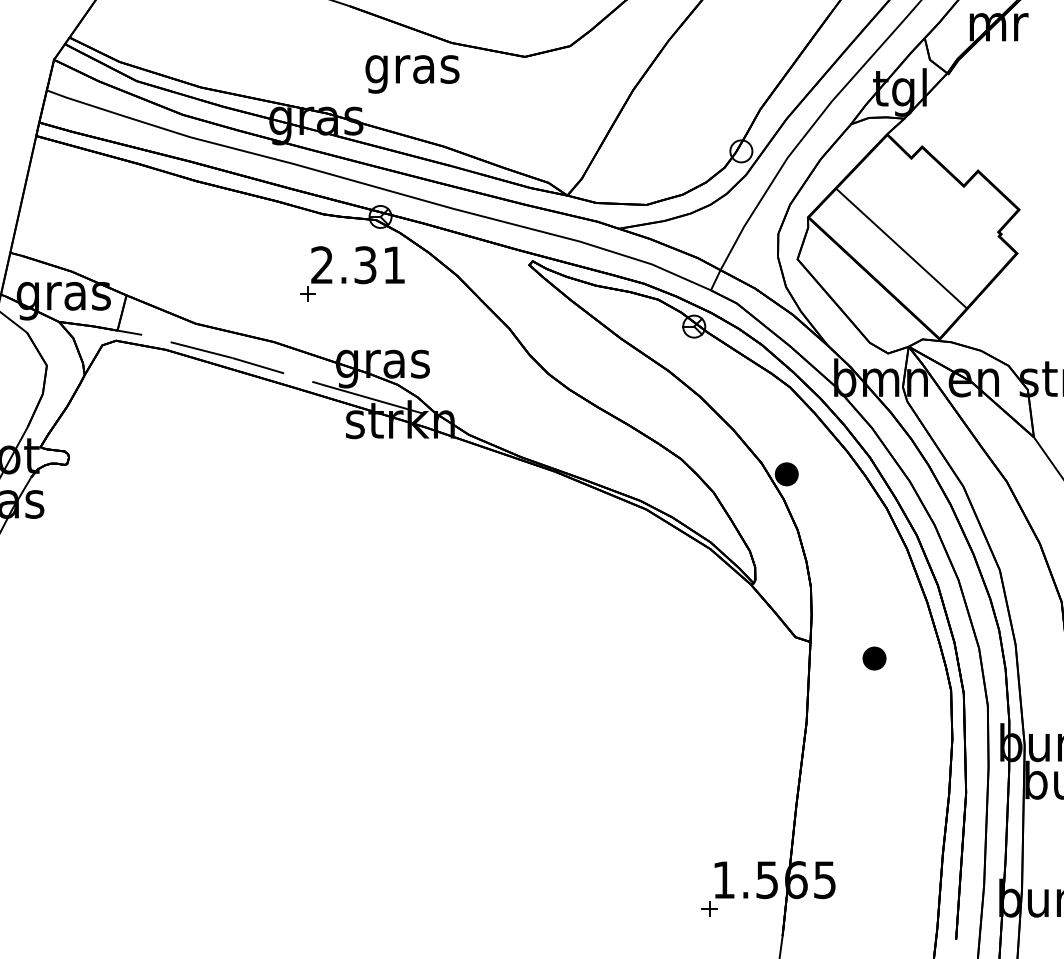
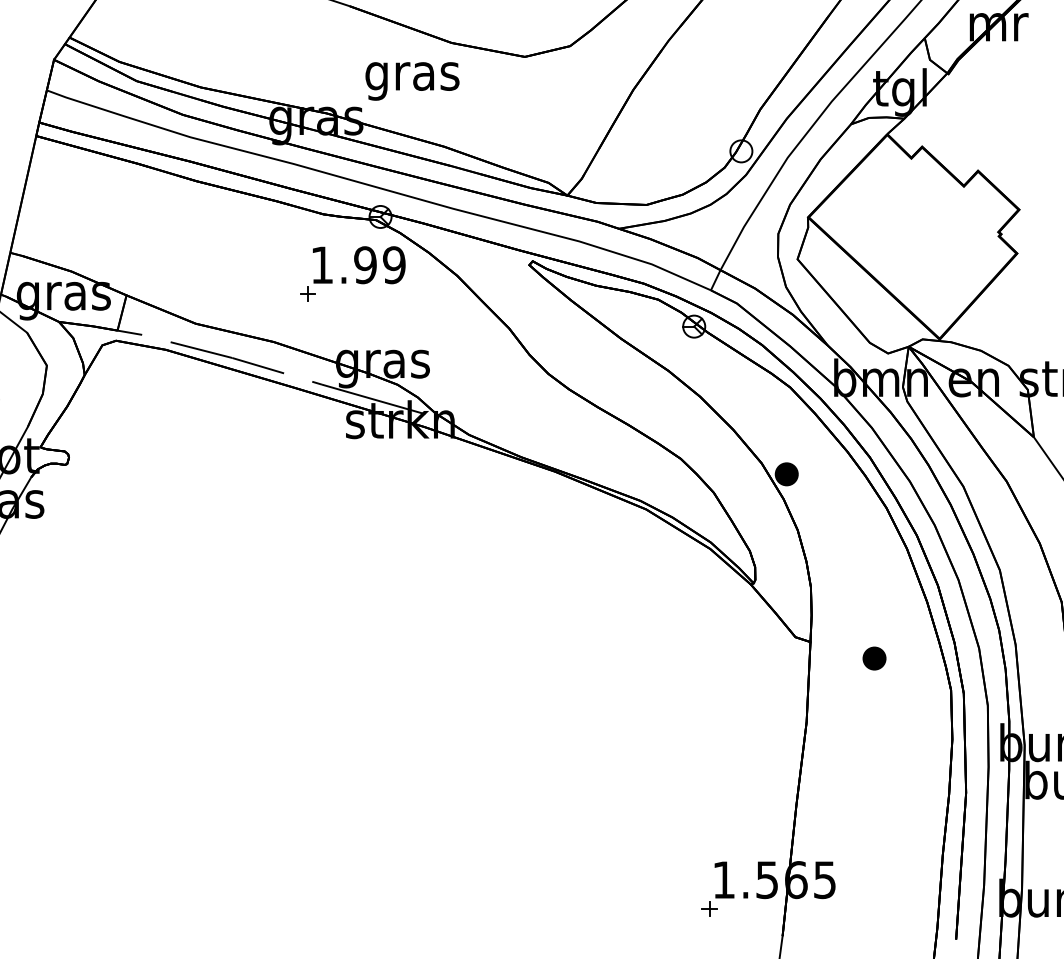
text position: (412, 74) -> (412, 81) (412, 81)
line: present -> none (901, 248)
text: 2.31 -> 1.99 (358, 265)
